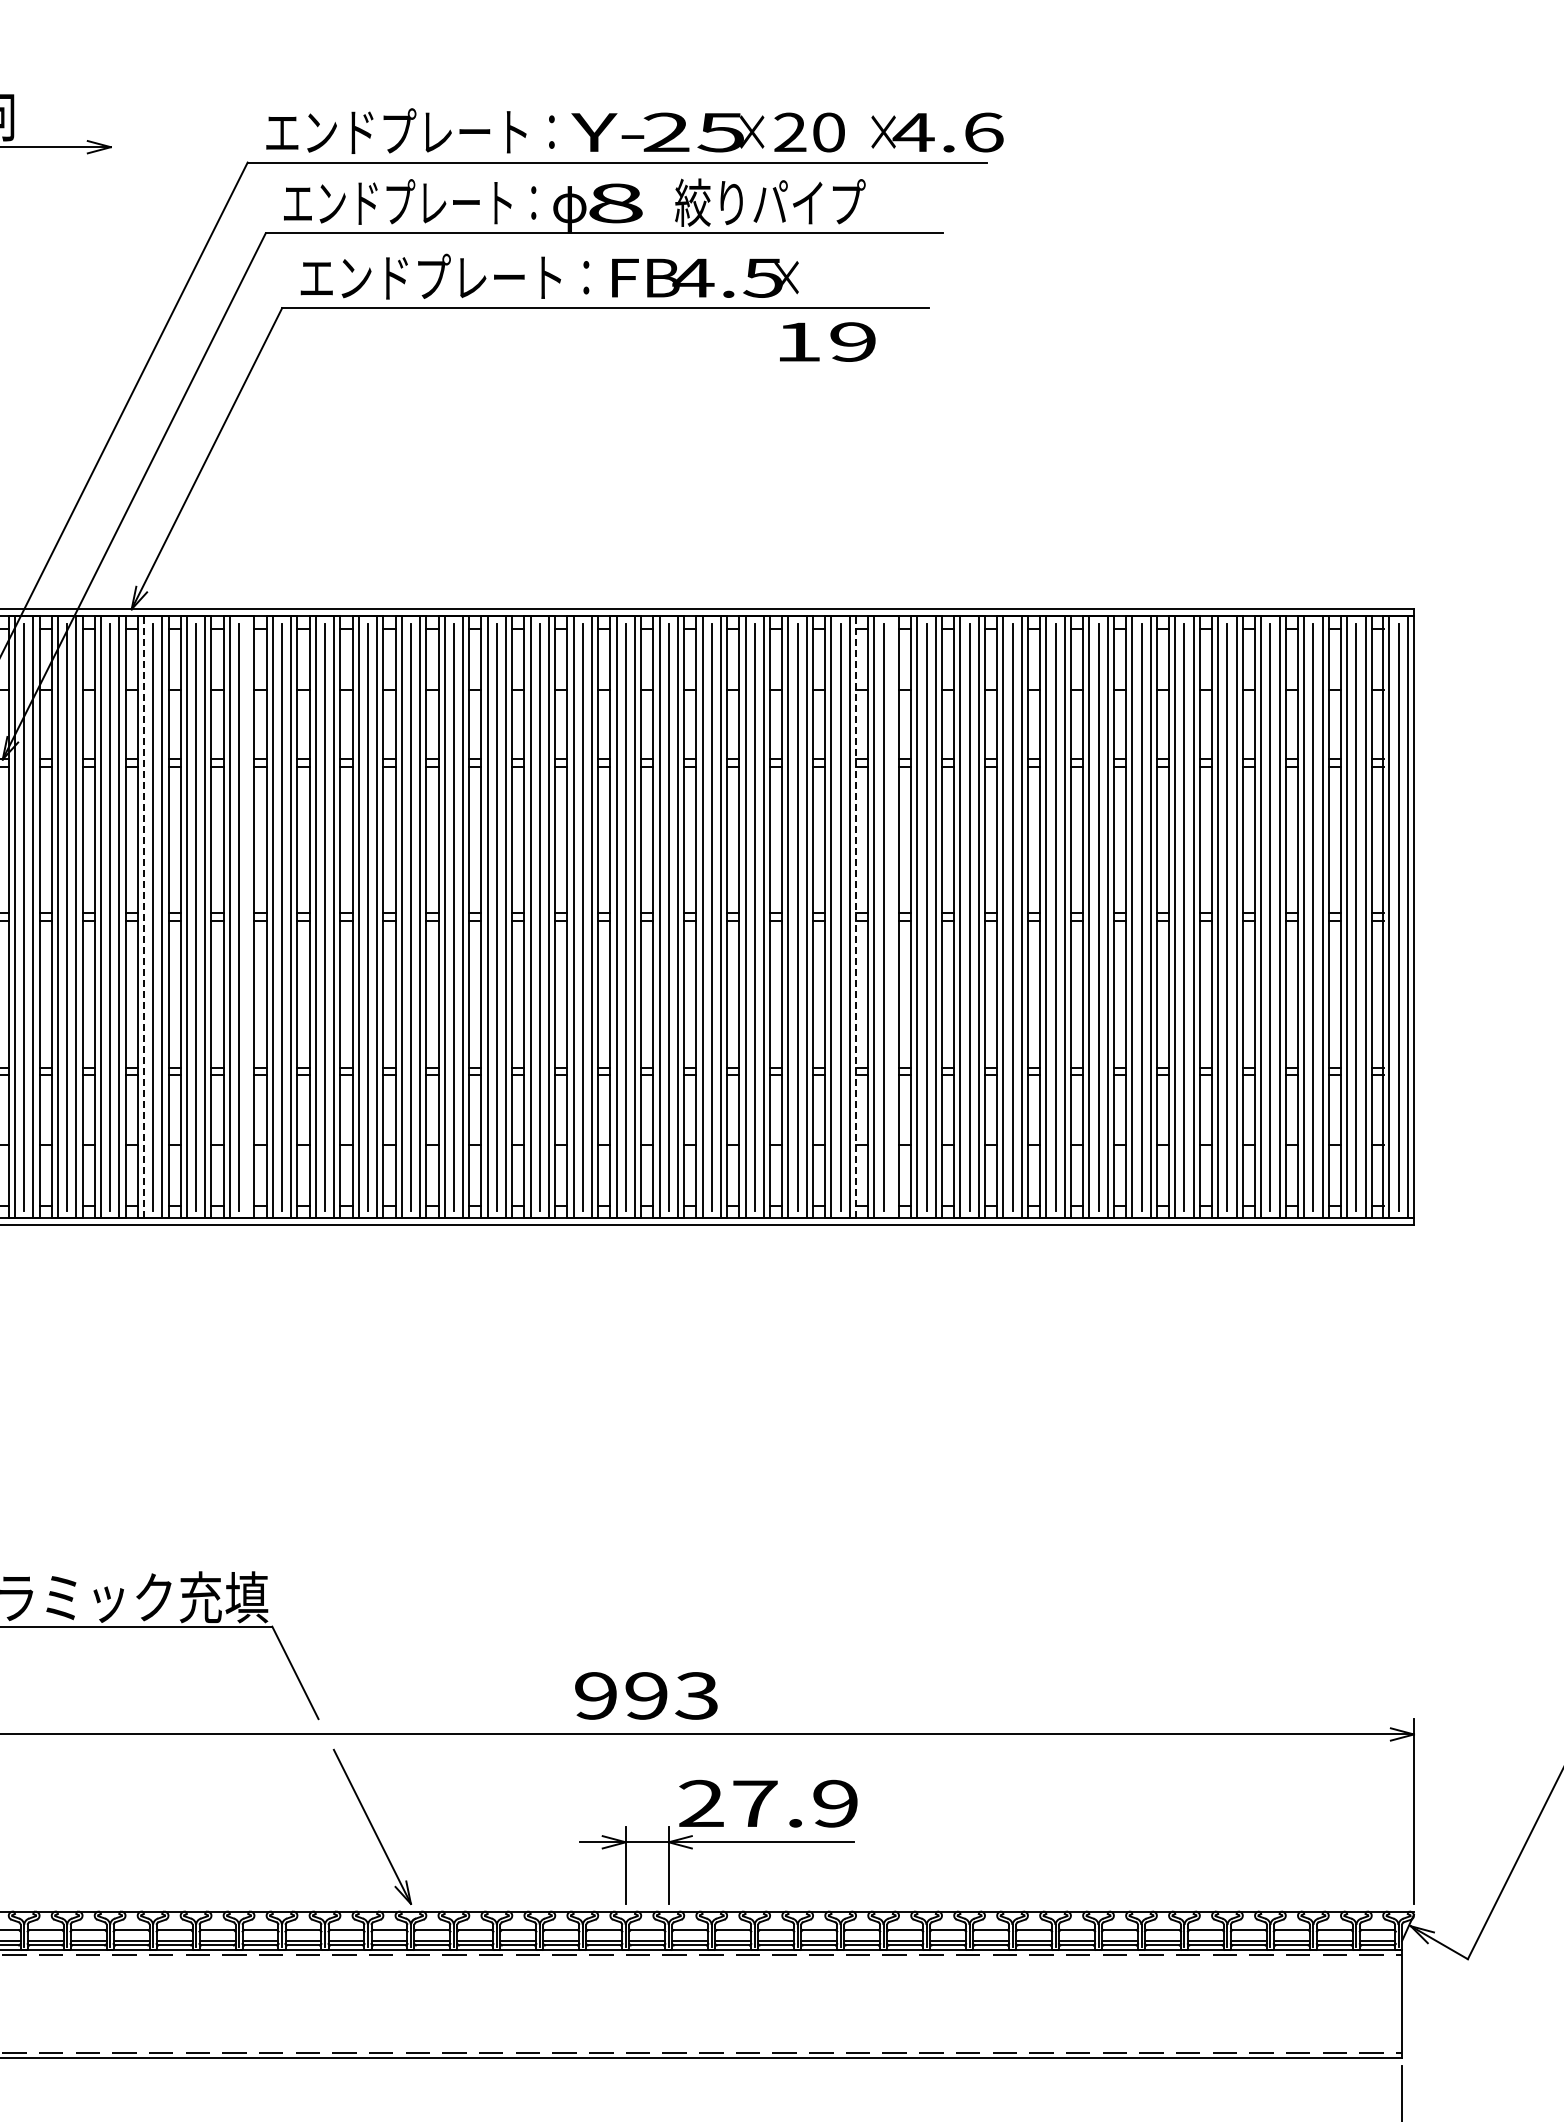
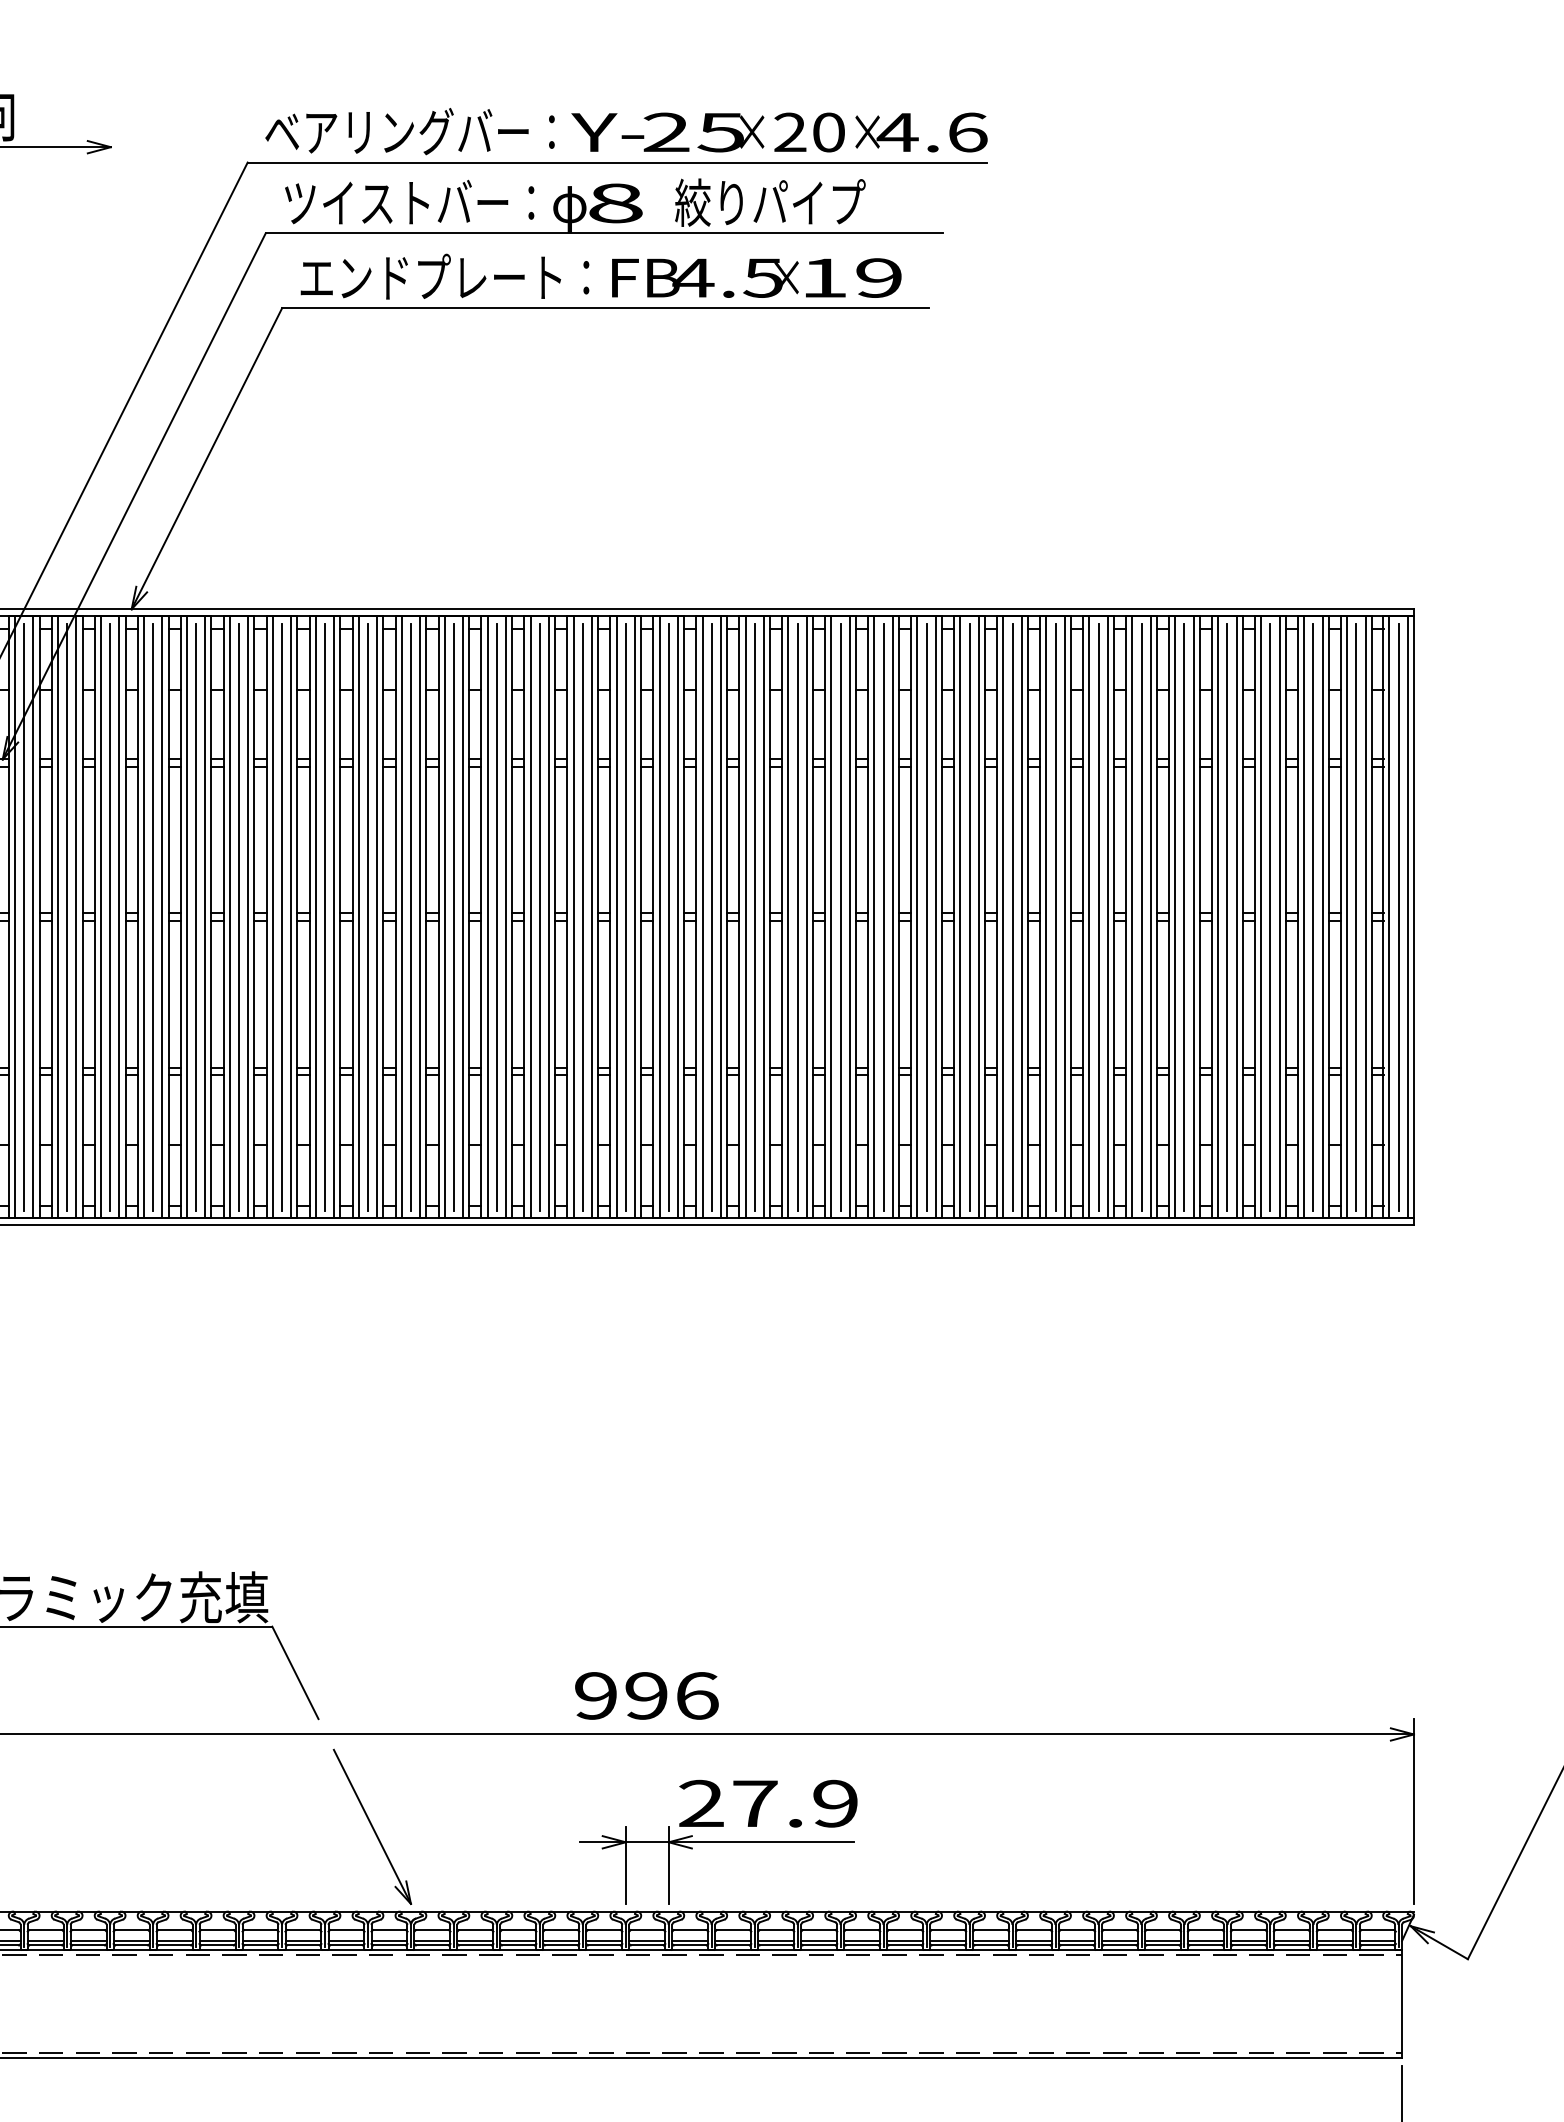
text: エンドプレート： -> ベアリングバー： (396, 131)
text position: (937, 132) -> (921, 132) (921, 132)
text: エンドプレート： -> ツイストバー： (410, 201)
text position: (827, 341) -> (853, 277) (853, 277)
line: dashed -> solid (143, 916)
line: dashed -> solid (856, 916)
line: none -> present (248, 917)
line: none -> present (892, 917)
text: 993 -> 996 (696, 1695)
